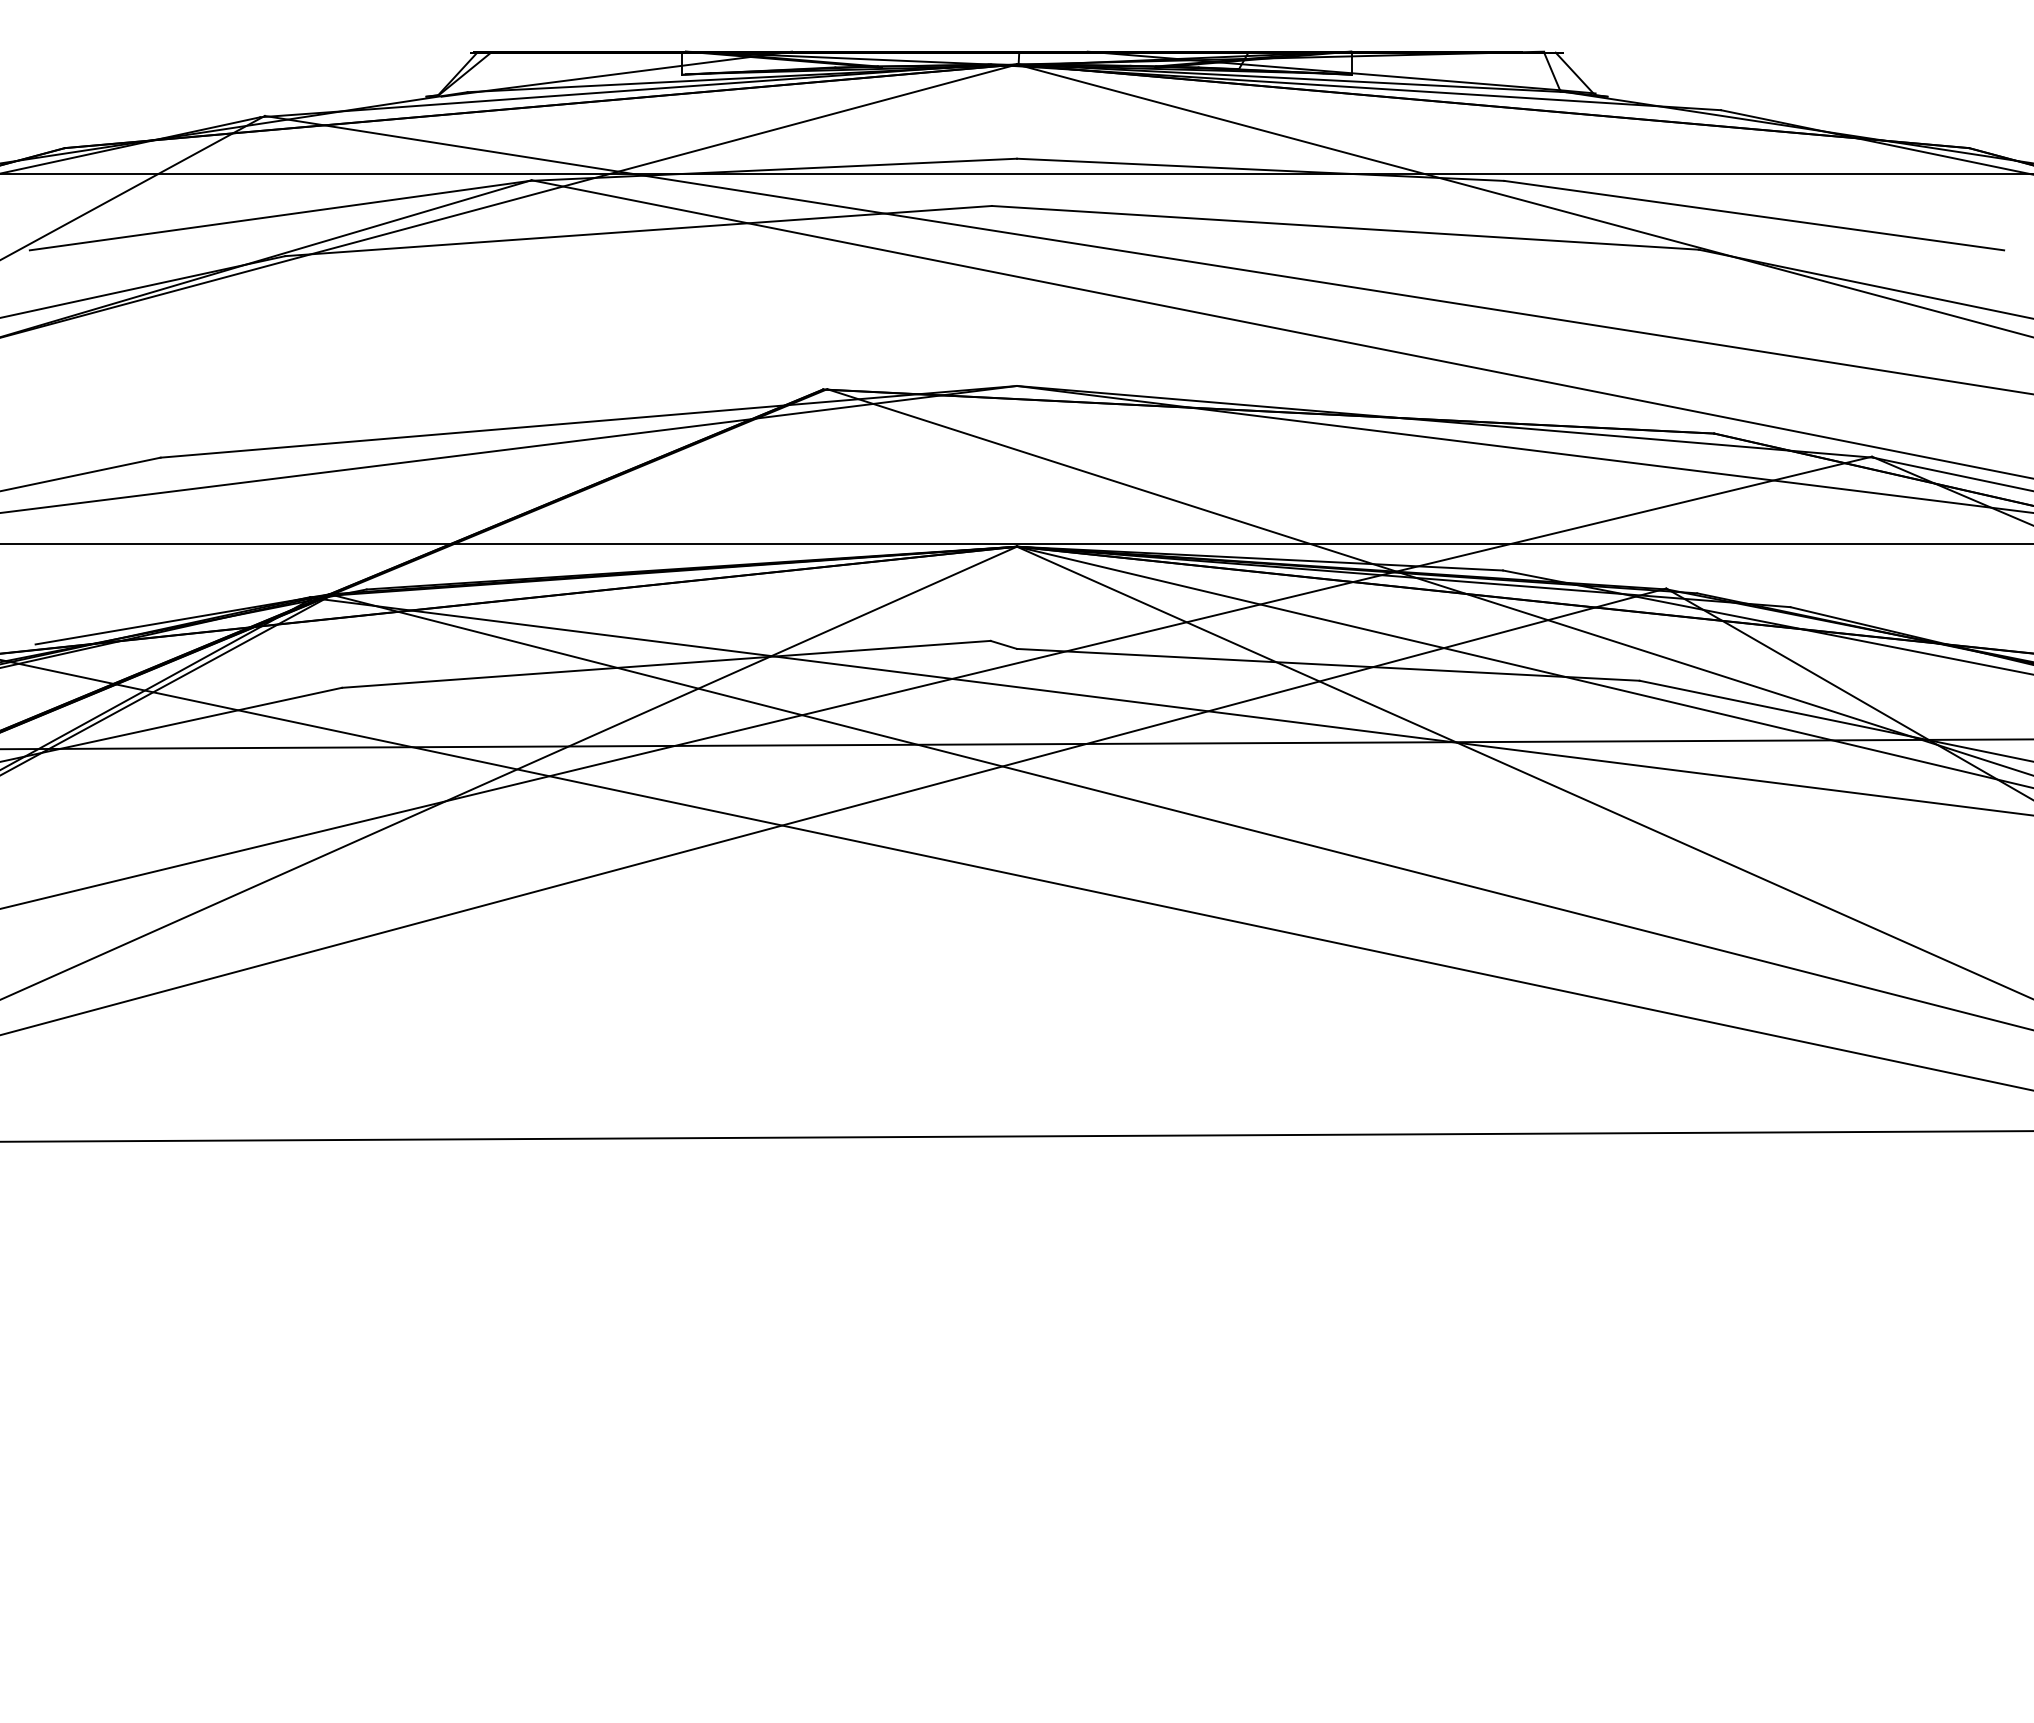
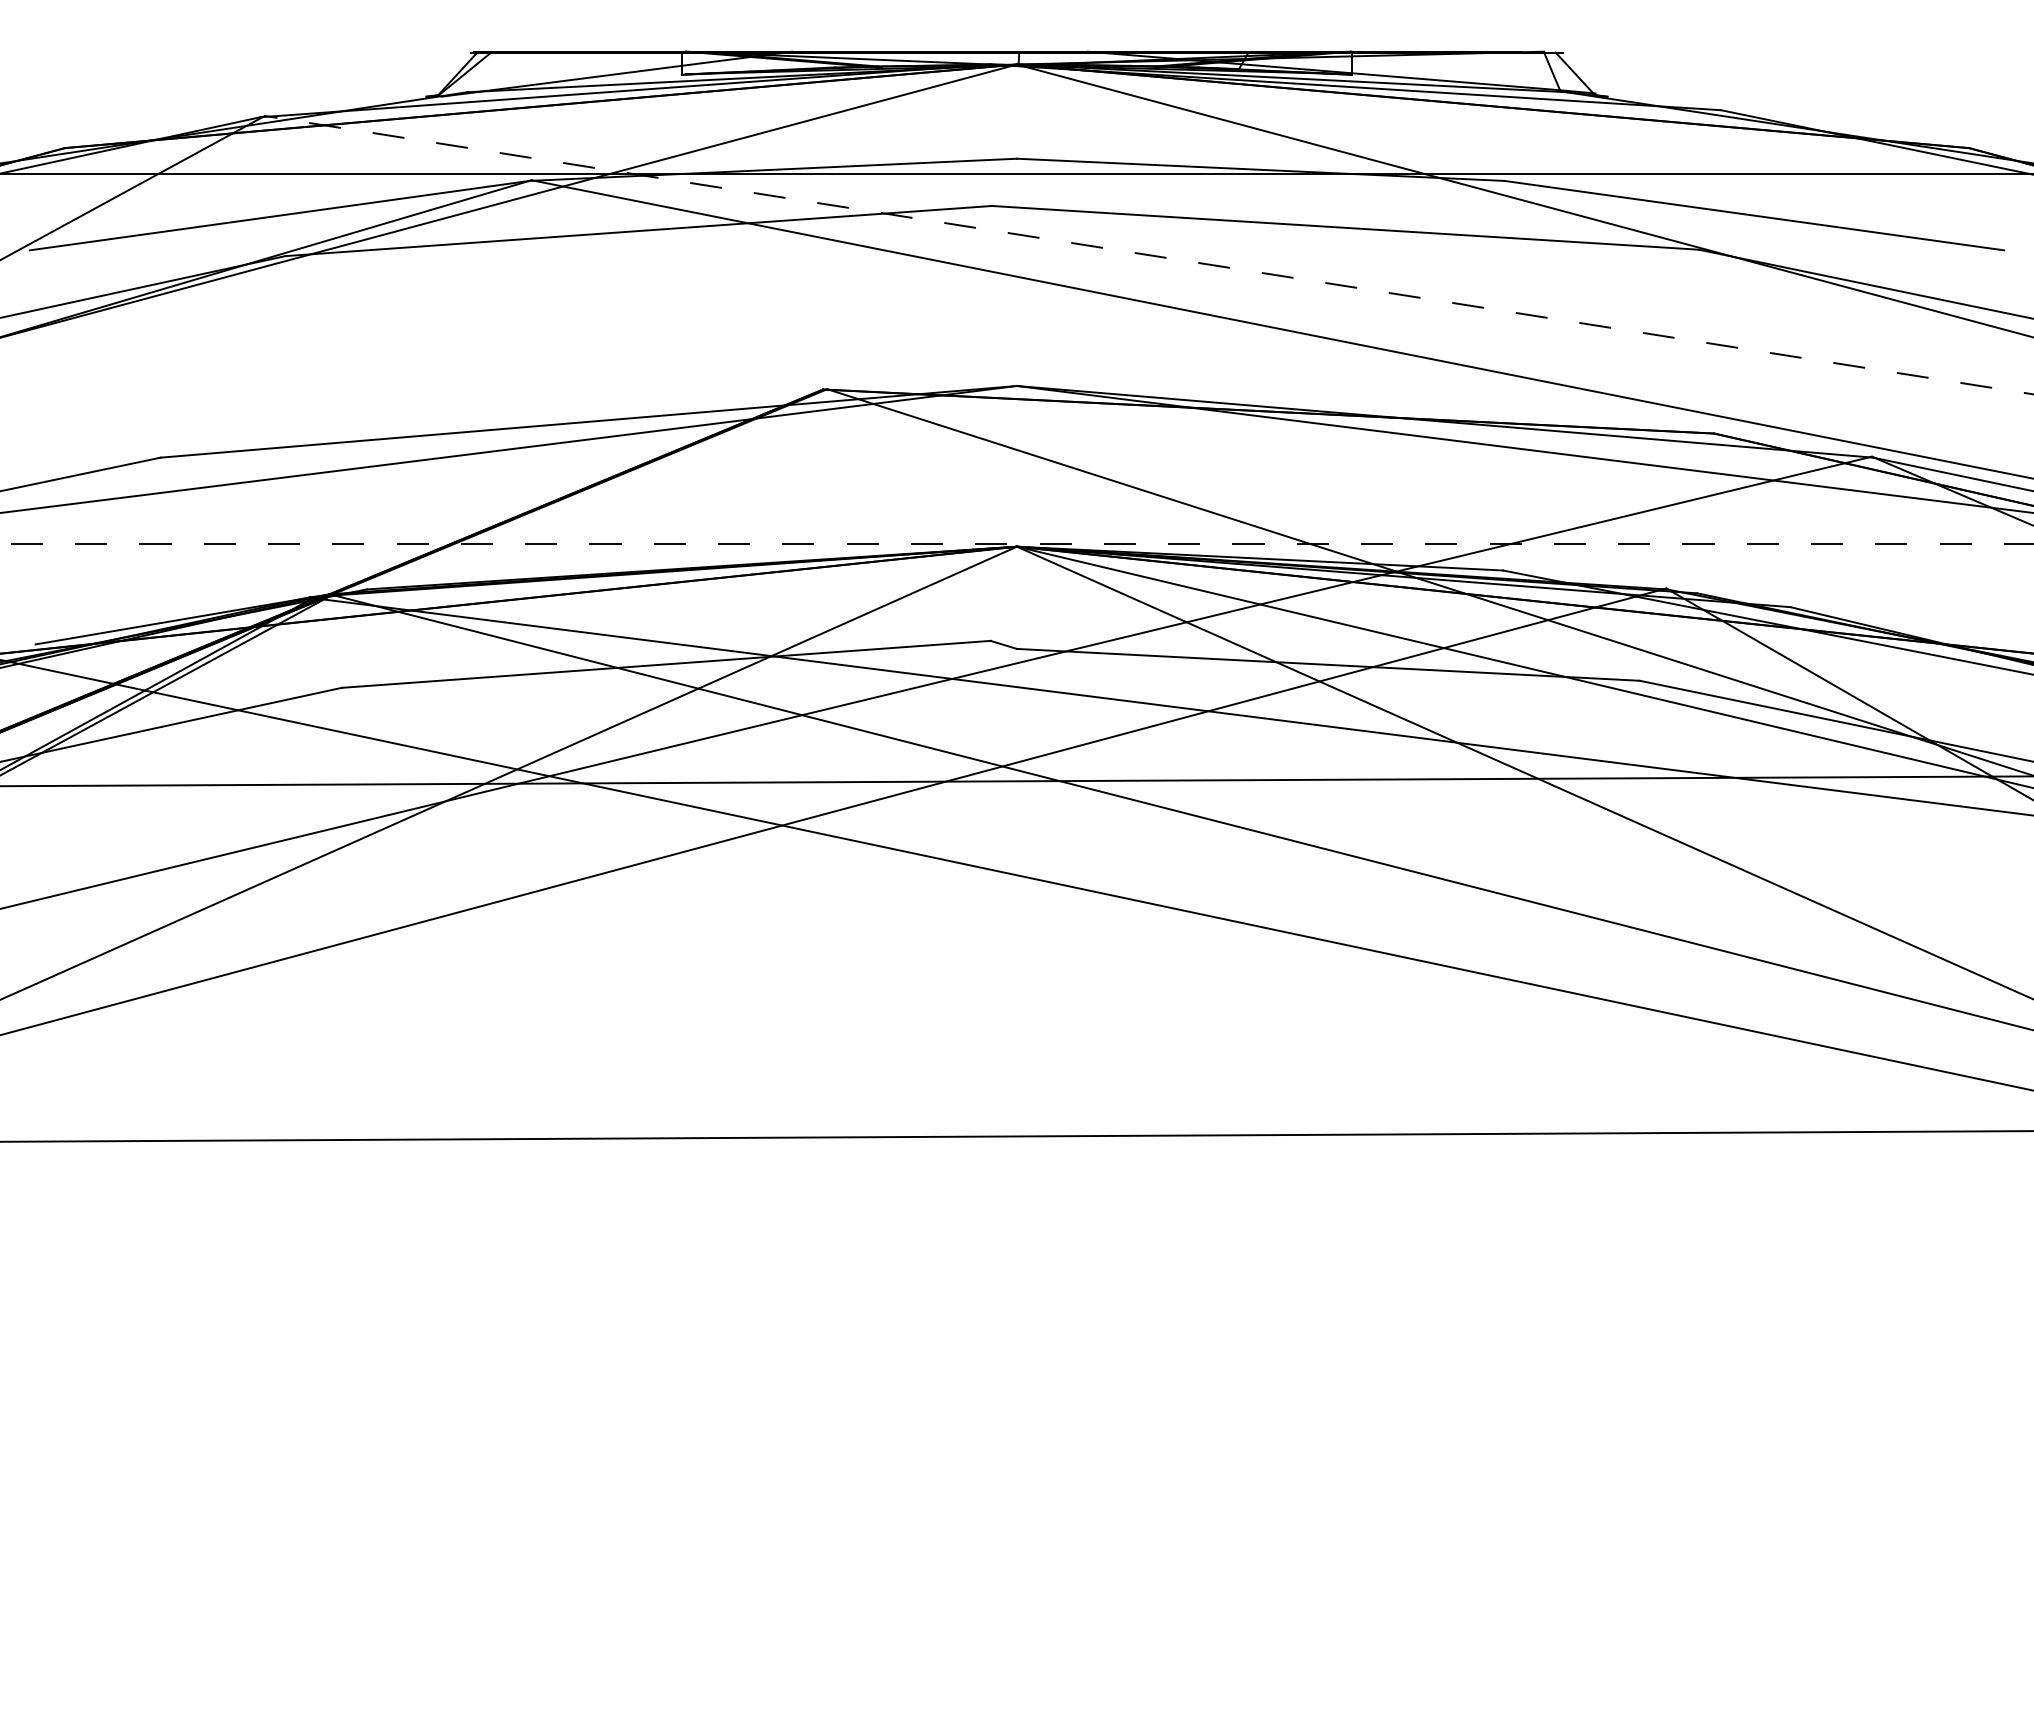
line: solid -> dashed (1148, 255)
line: solid -> dashed (1017, 543)
line position: (1016, 744) -> (1016, 781) (1016, 781)
